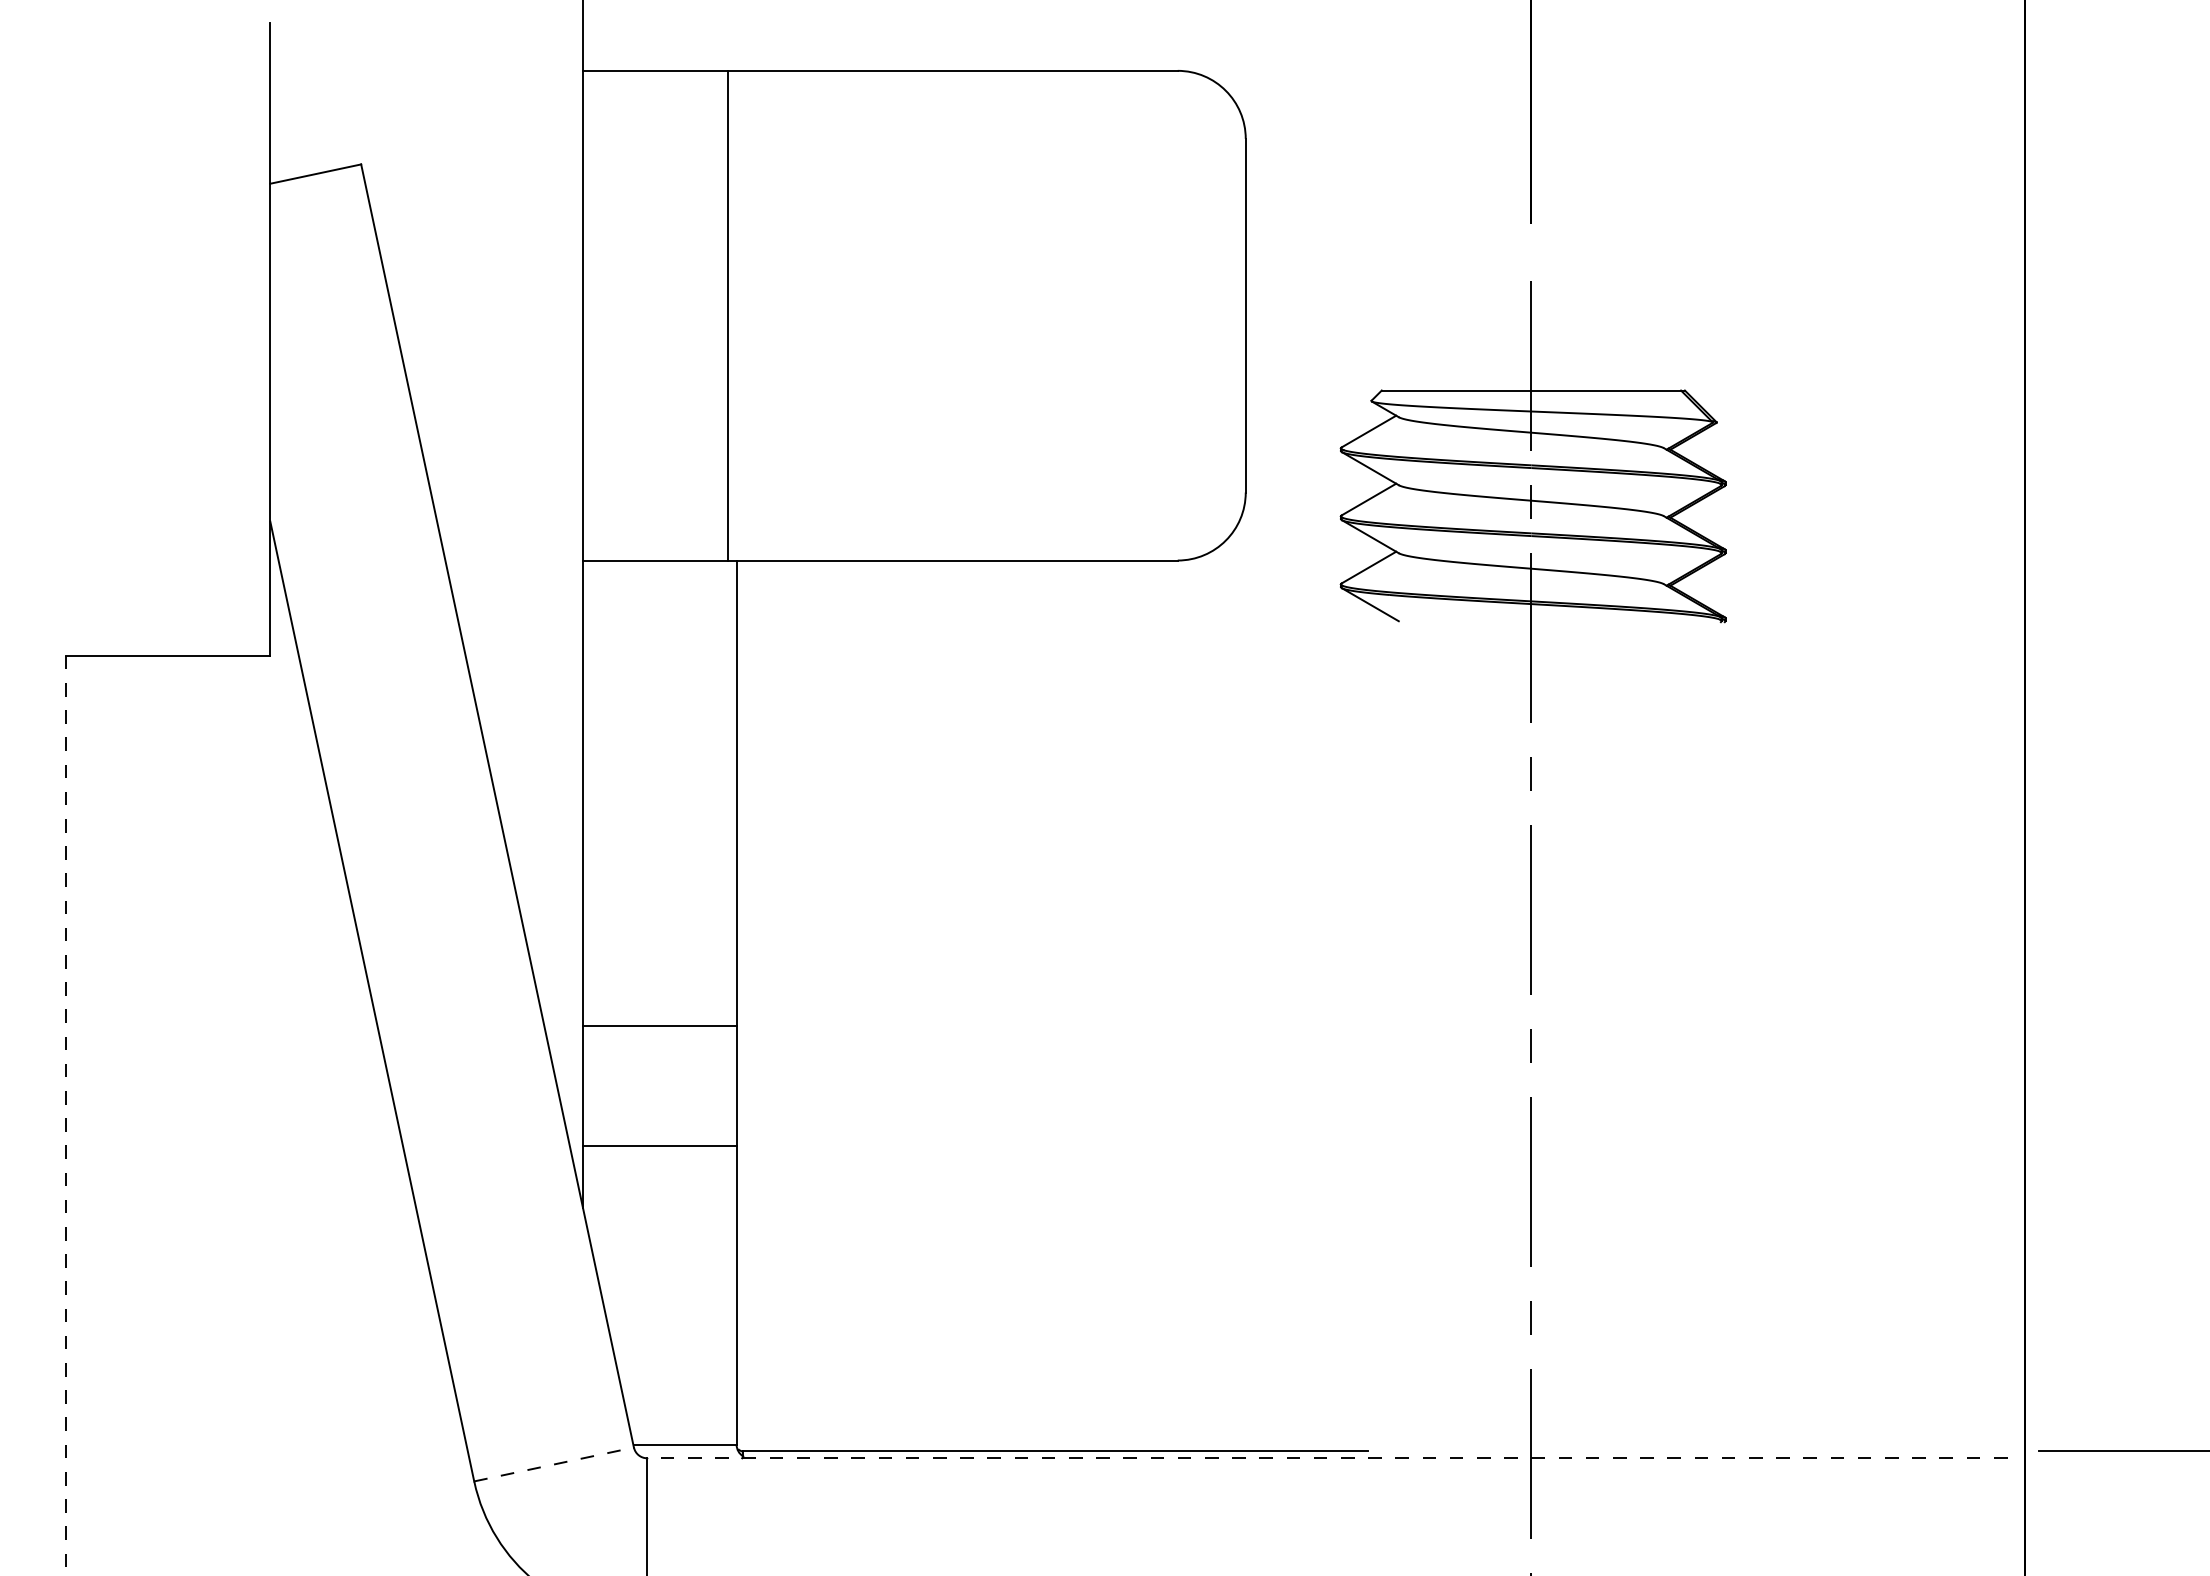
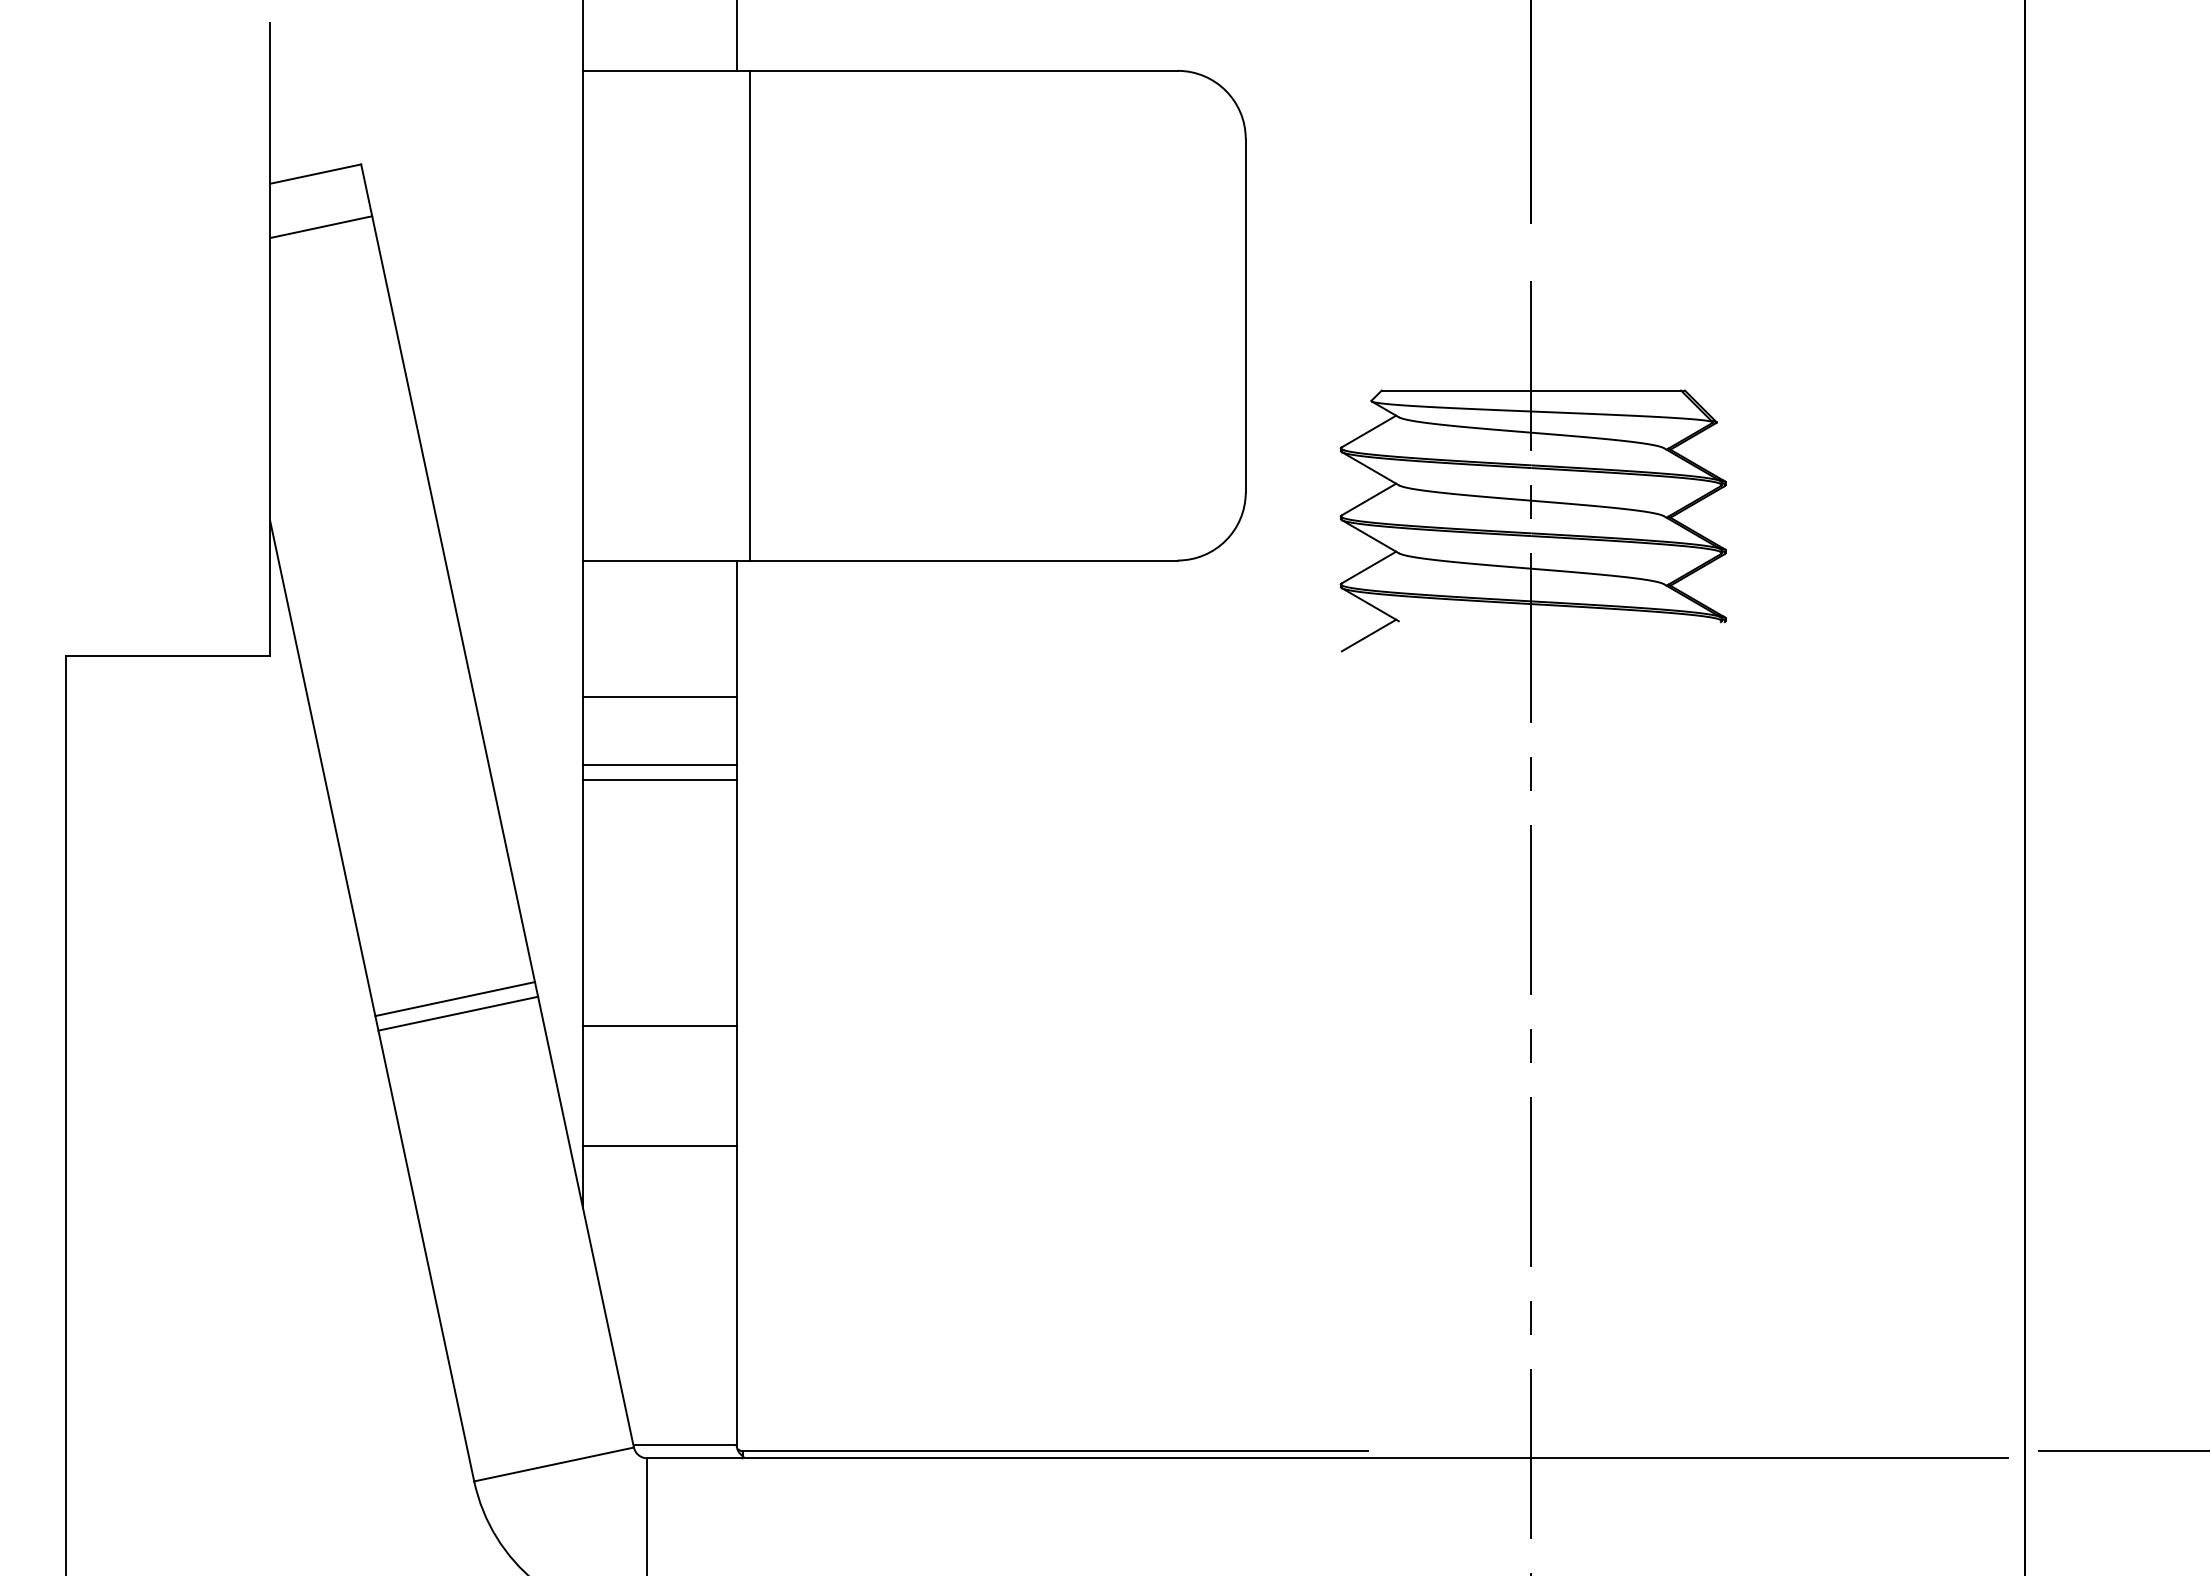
line: none -> present (736, 36)
line: none -> present (321, 227)
line position: (728, 315) -> (750, 315) (750, 315)
line: none -> present (1368, 635)
line: none -> present (659, 696)
line: none -> present (659, 764)
line: none -> present (659, 780)
line: none -> present (455, 999)
line: none -> present (458, 1013)
line: dashed -> solid (66, 1115)
line: dashed -> solid (1326, 1458)
line: dashed -> solid (554, 1464)
